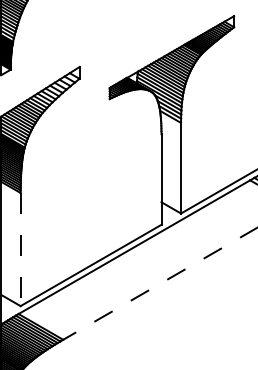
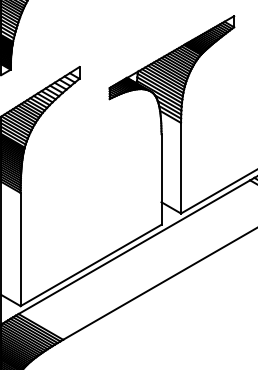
line: dashed -> solid (20, 249)
line: dashed -> solid (159, 283)
